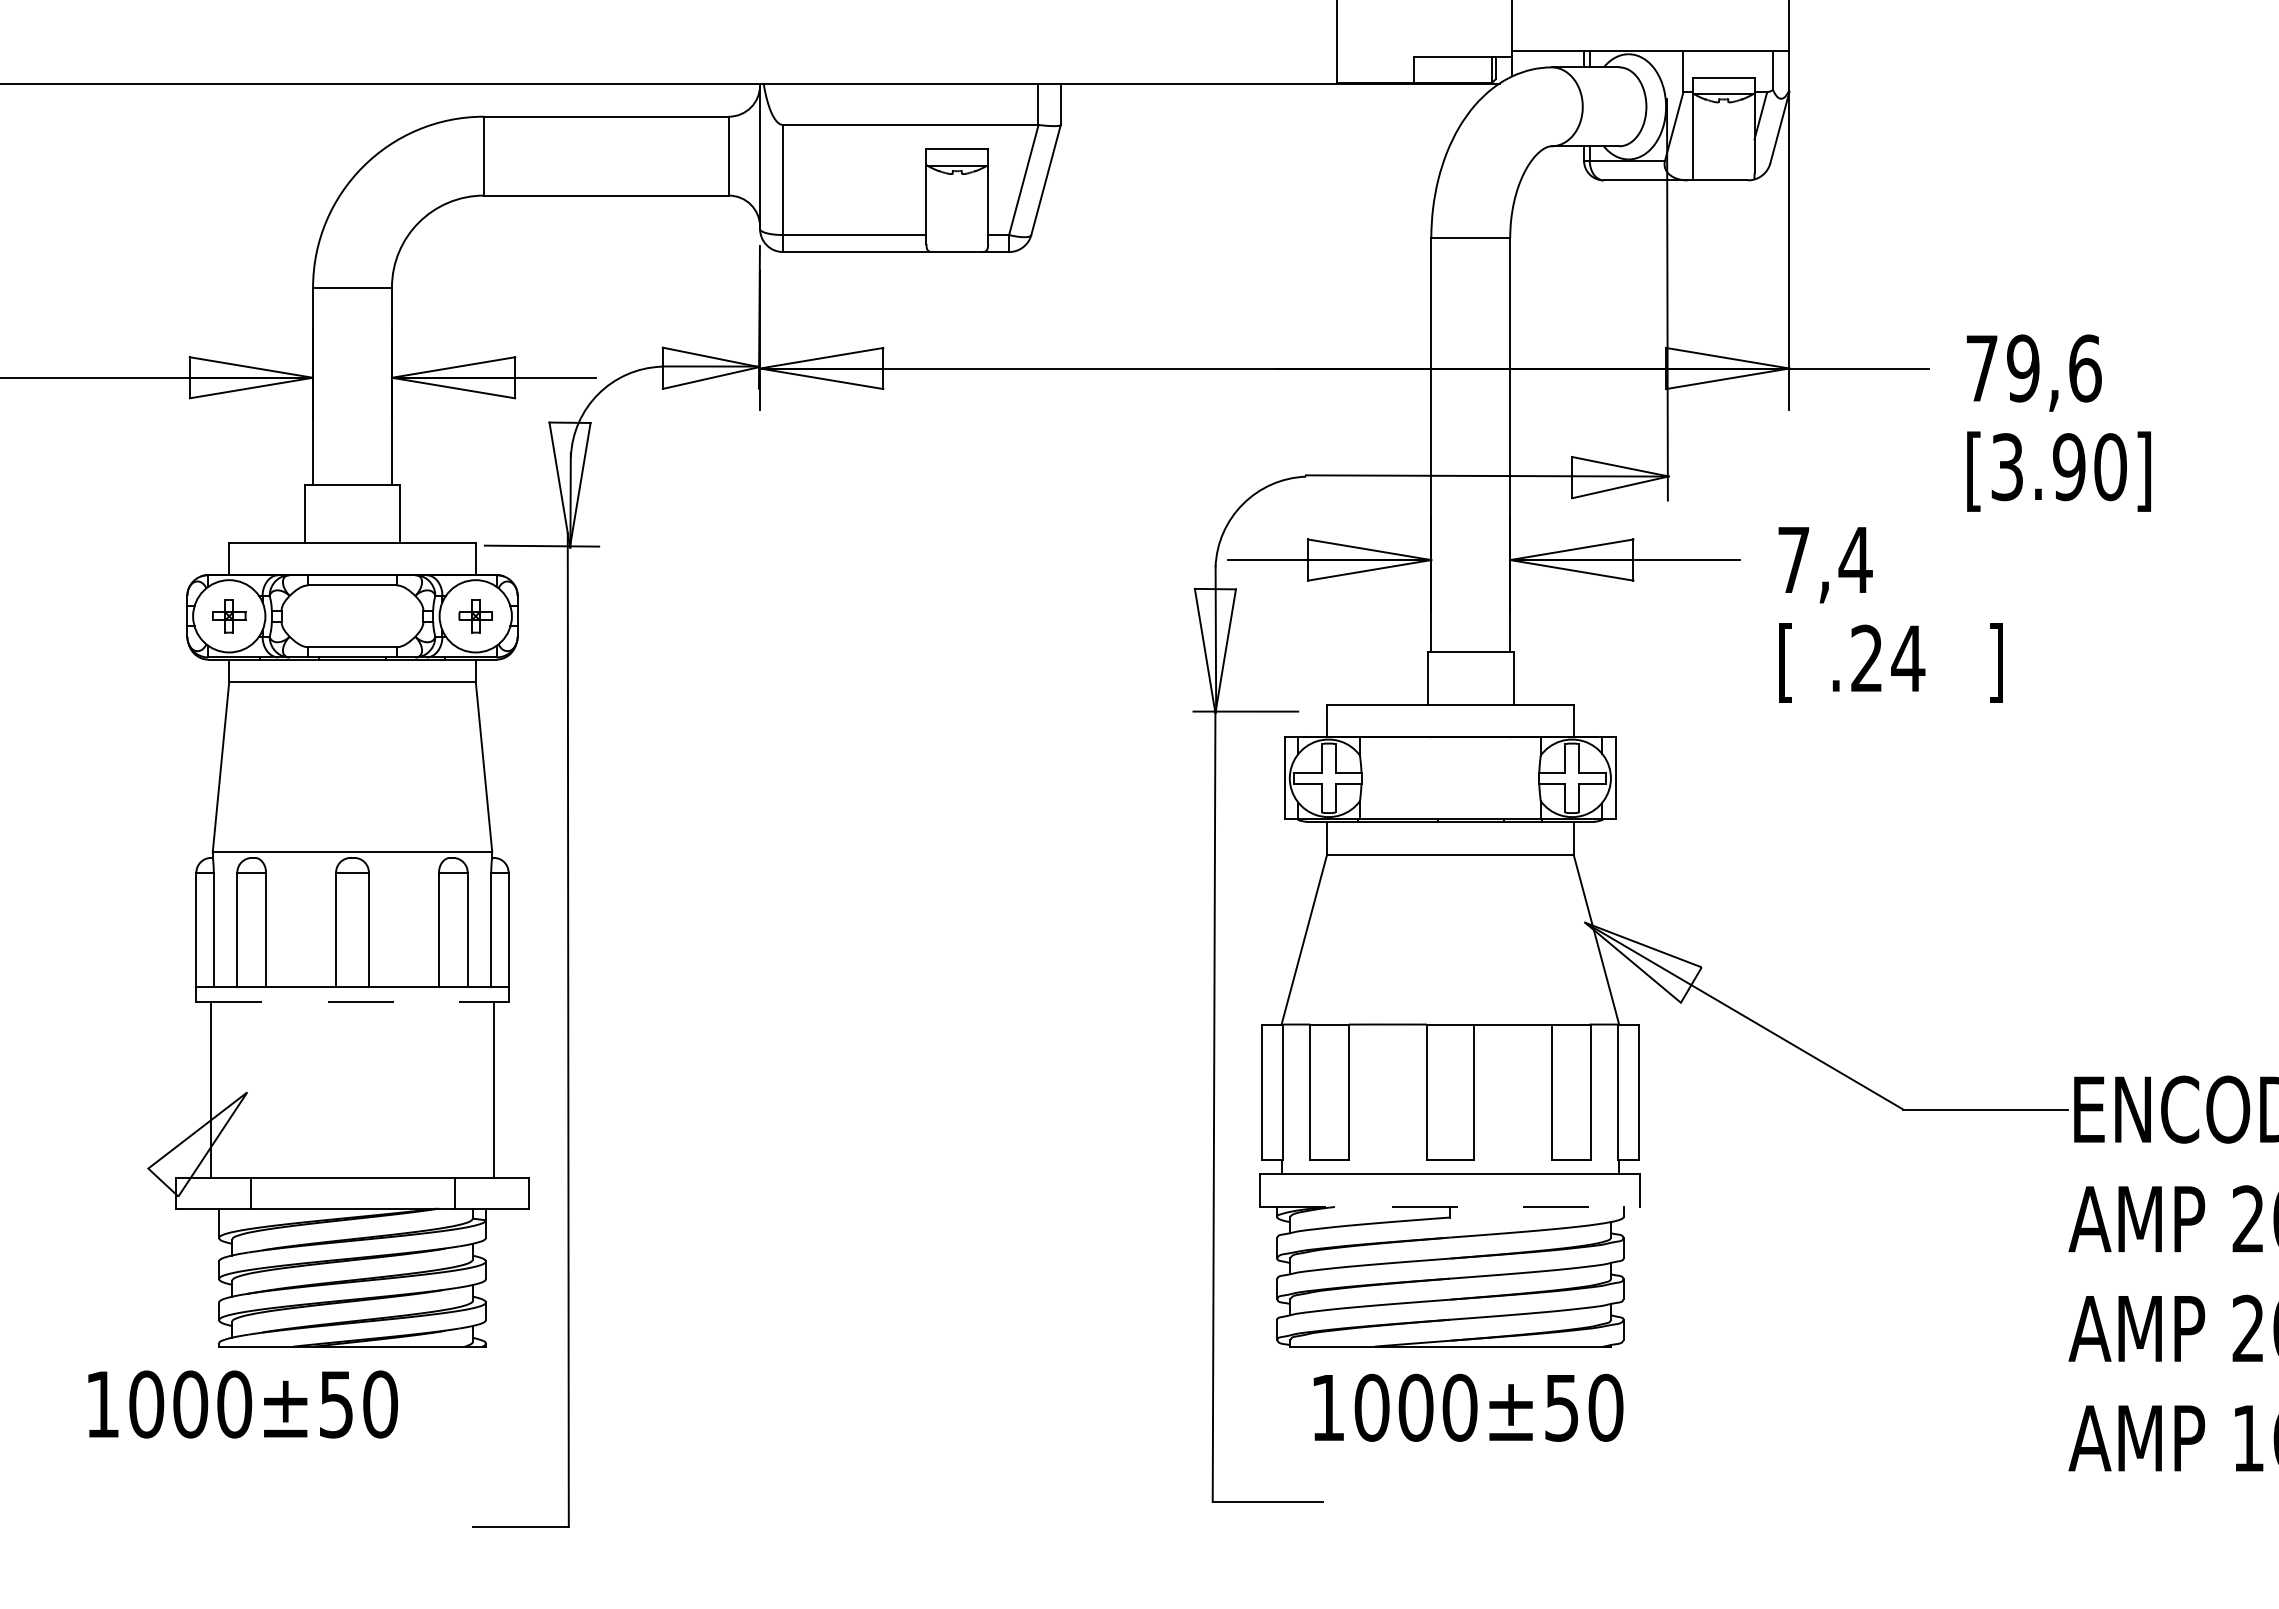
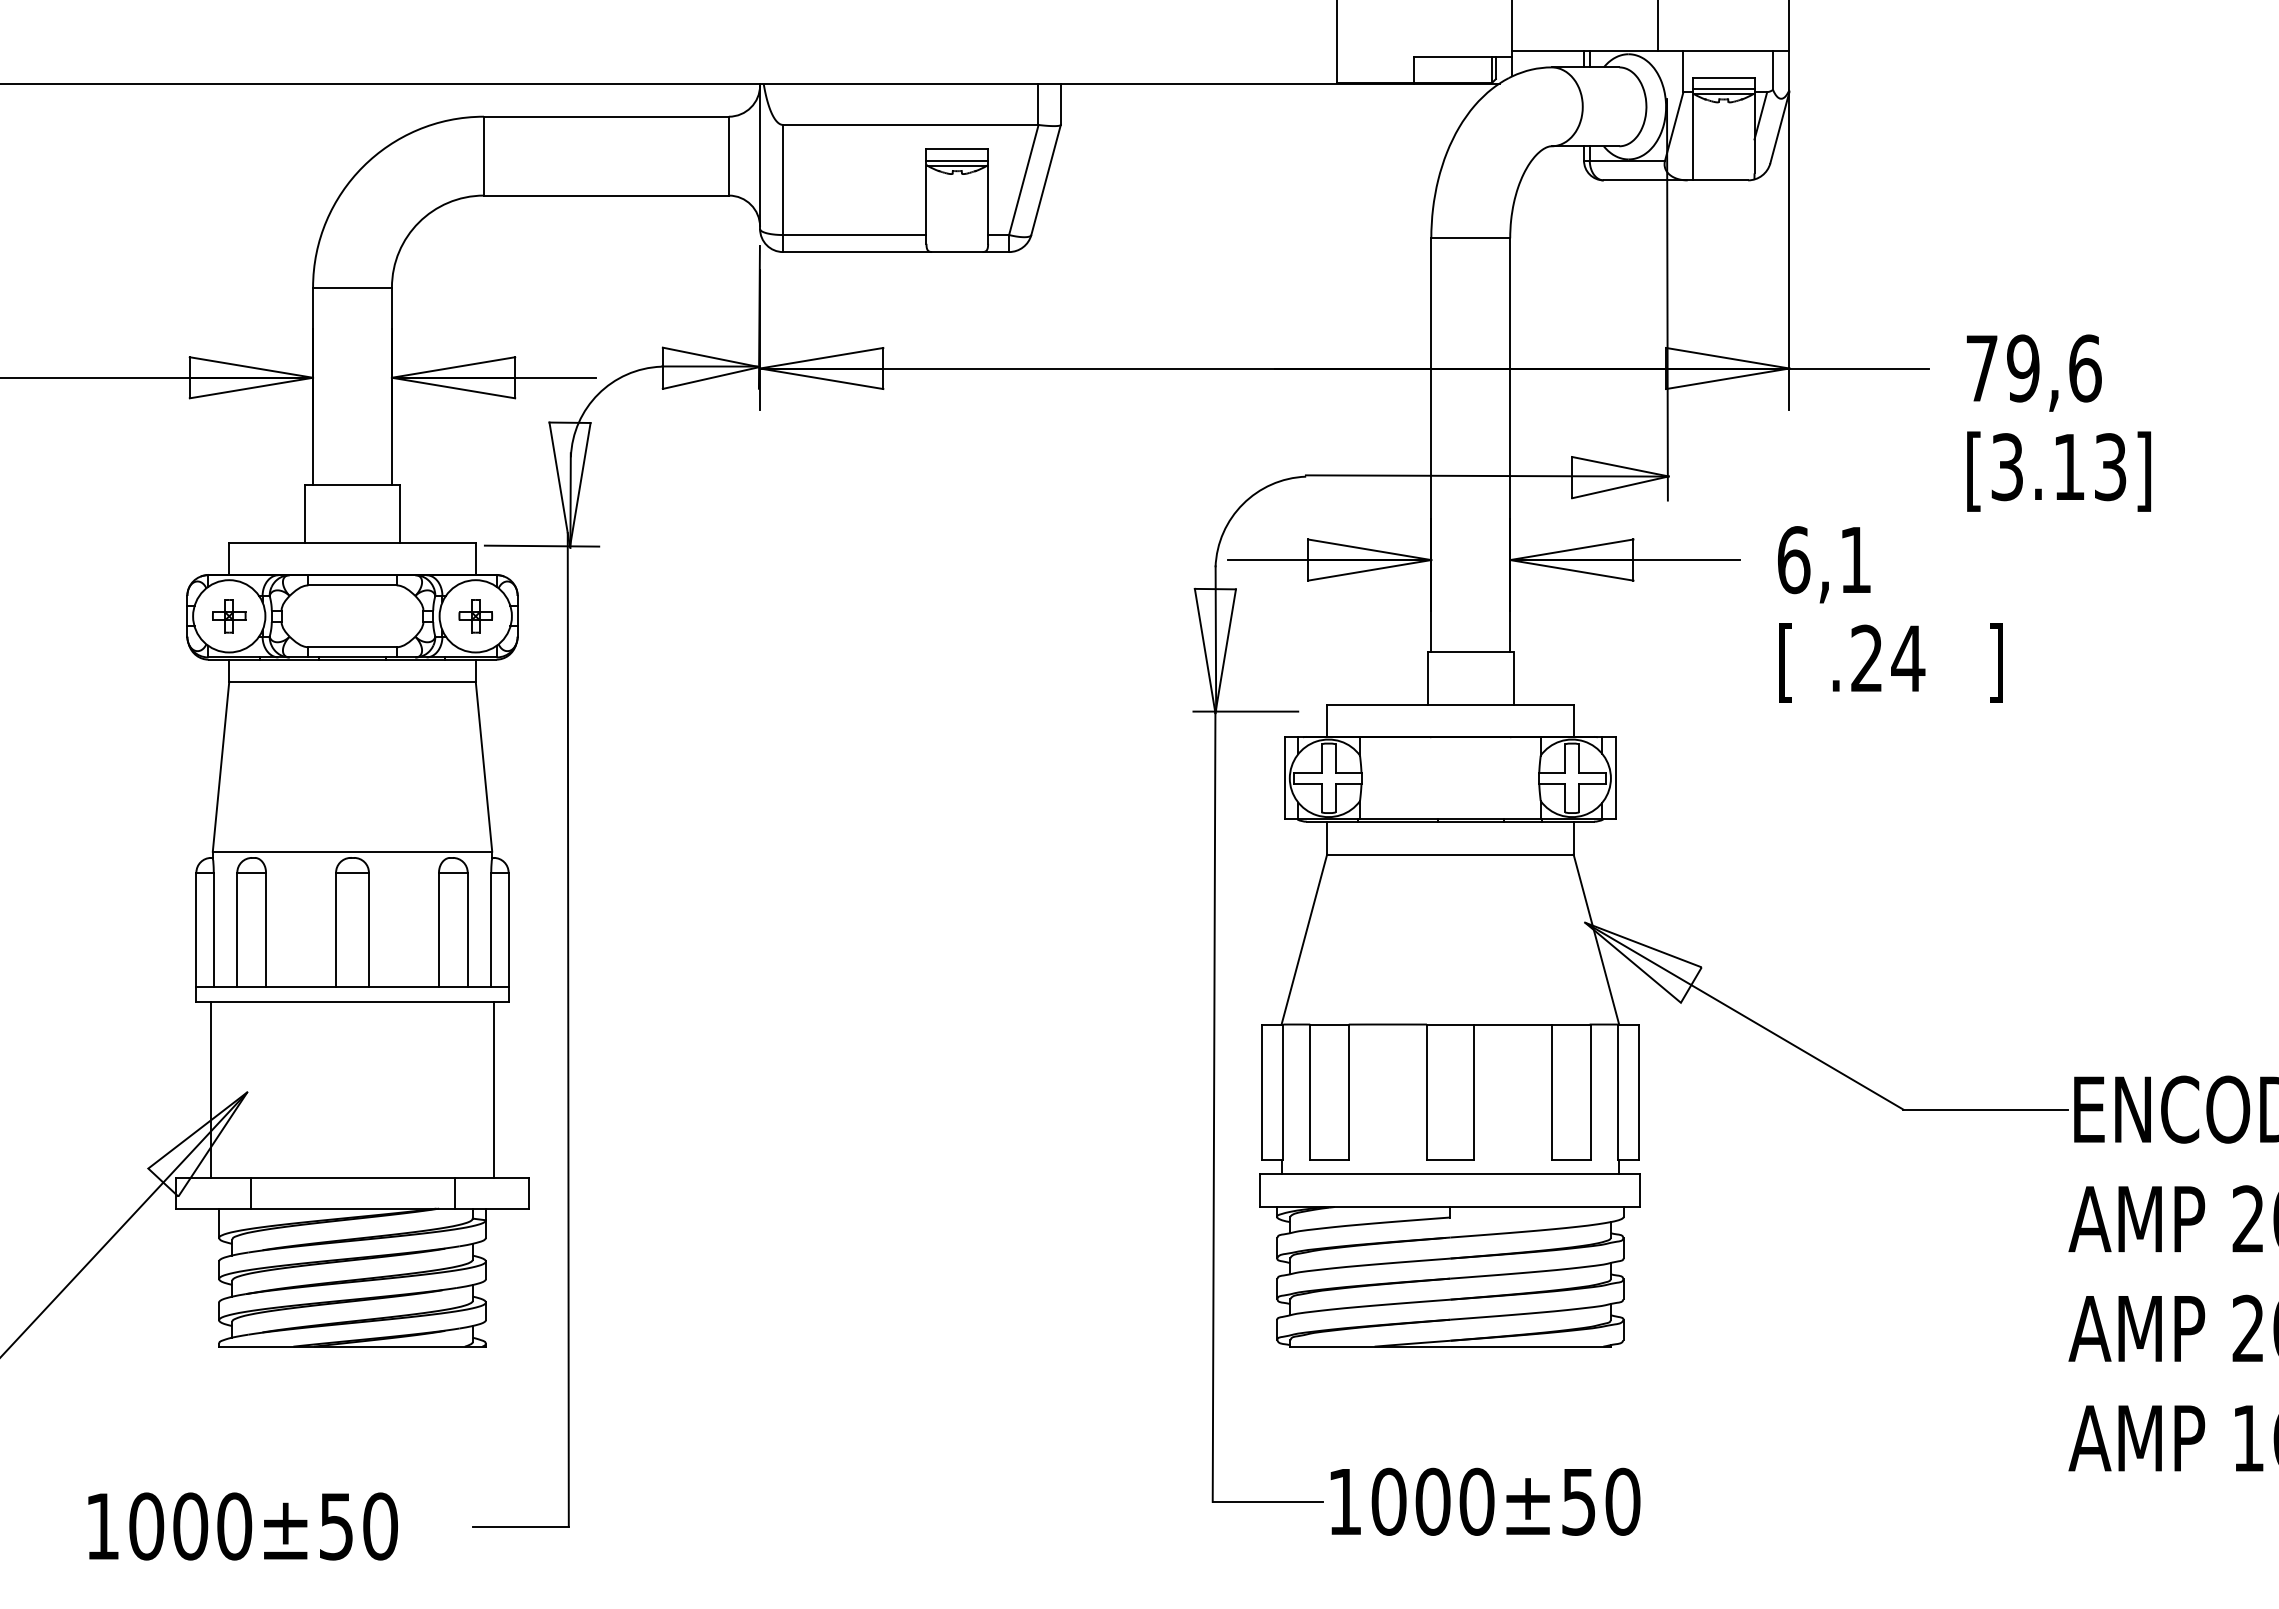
line: none -> present (1657, 26)
line: none -> present (1723, 89)
line: none -> present (957, 160)
text: [3.90] -> [3.13] (2089, 467)
text: 7,4 -> 6,1 (1825, 560)
line: dashed -> solid (353, 1001)
line: dashed -> solid (1450, 1206)
line: none -> present (124, 1223)
text position: (242, 1404) -> (242, 1526) (242, 1526)
text position: (1468, 1407) -> (1485, 1501) (1485, 1501)
